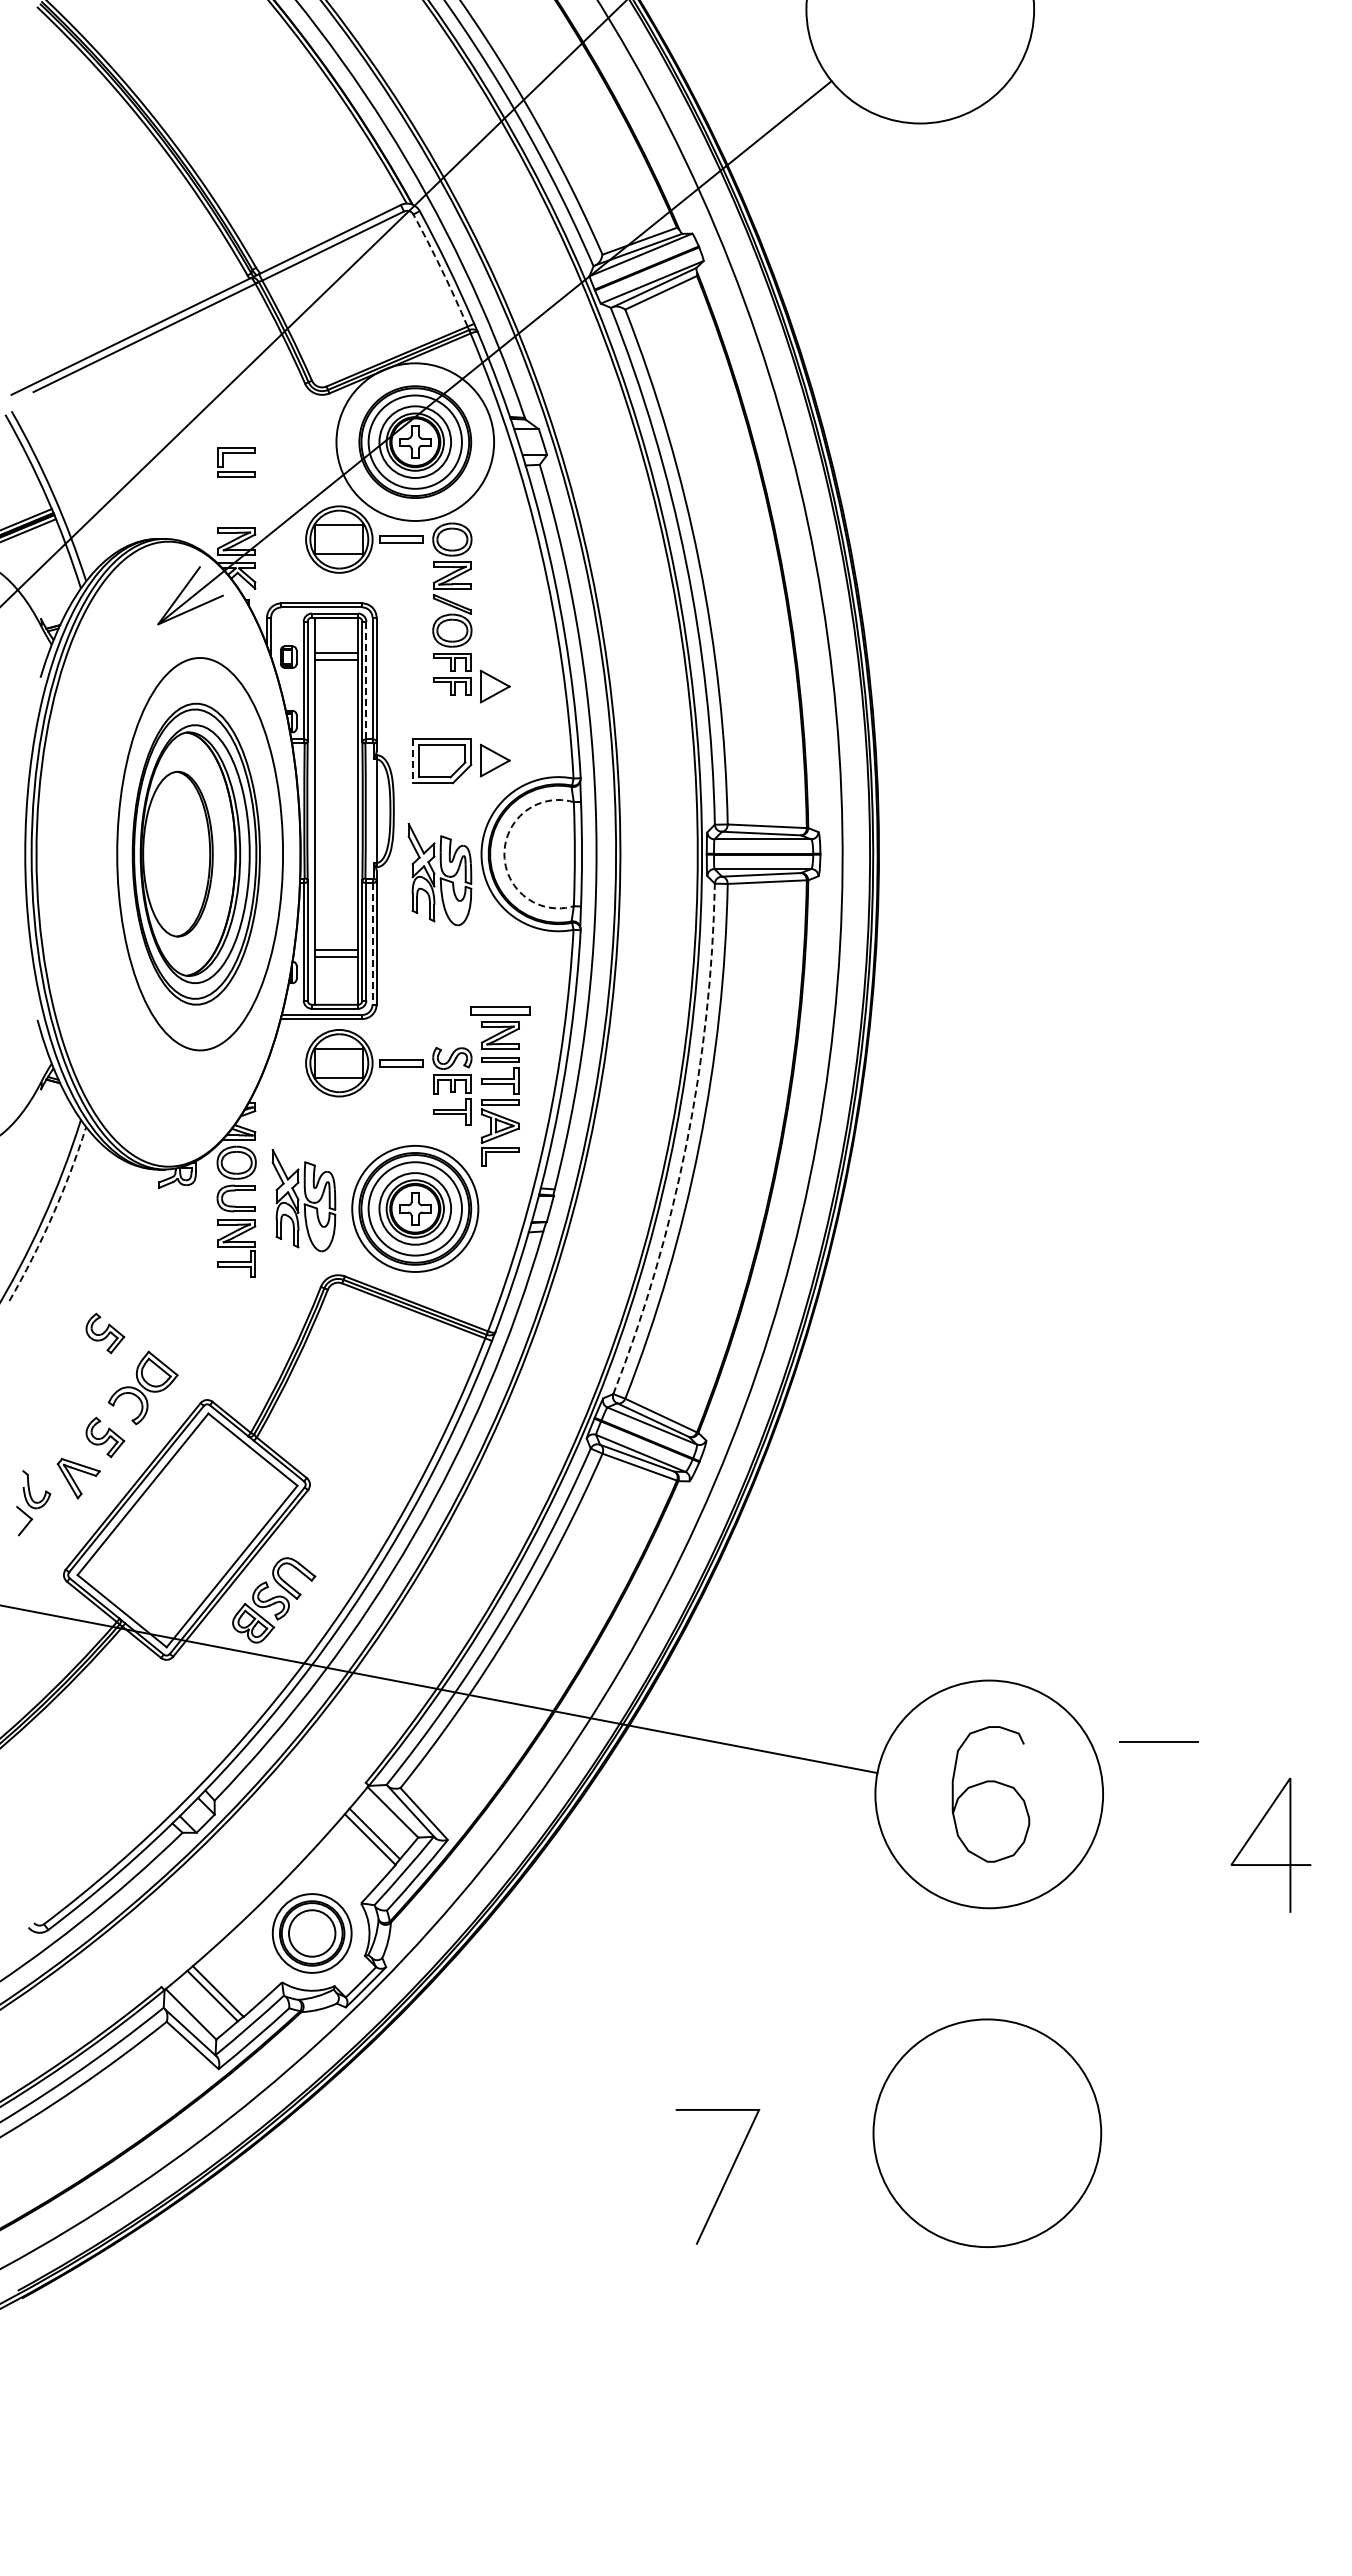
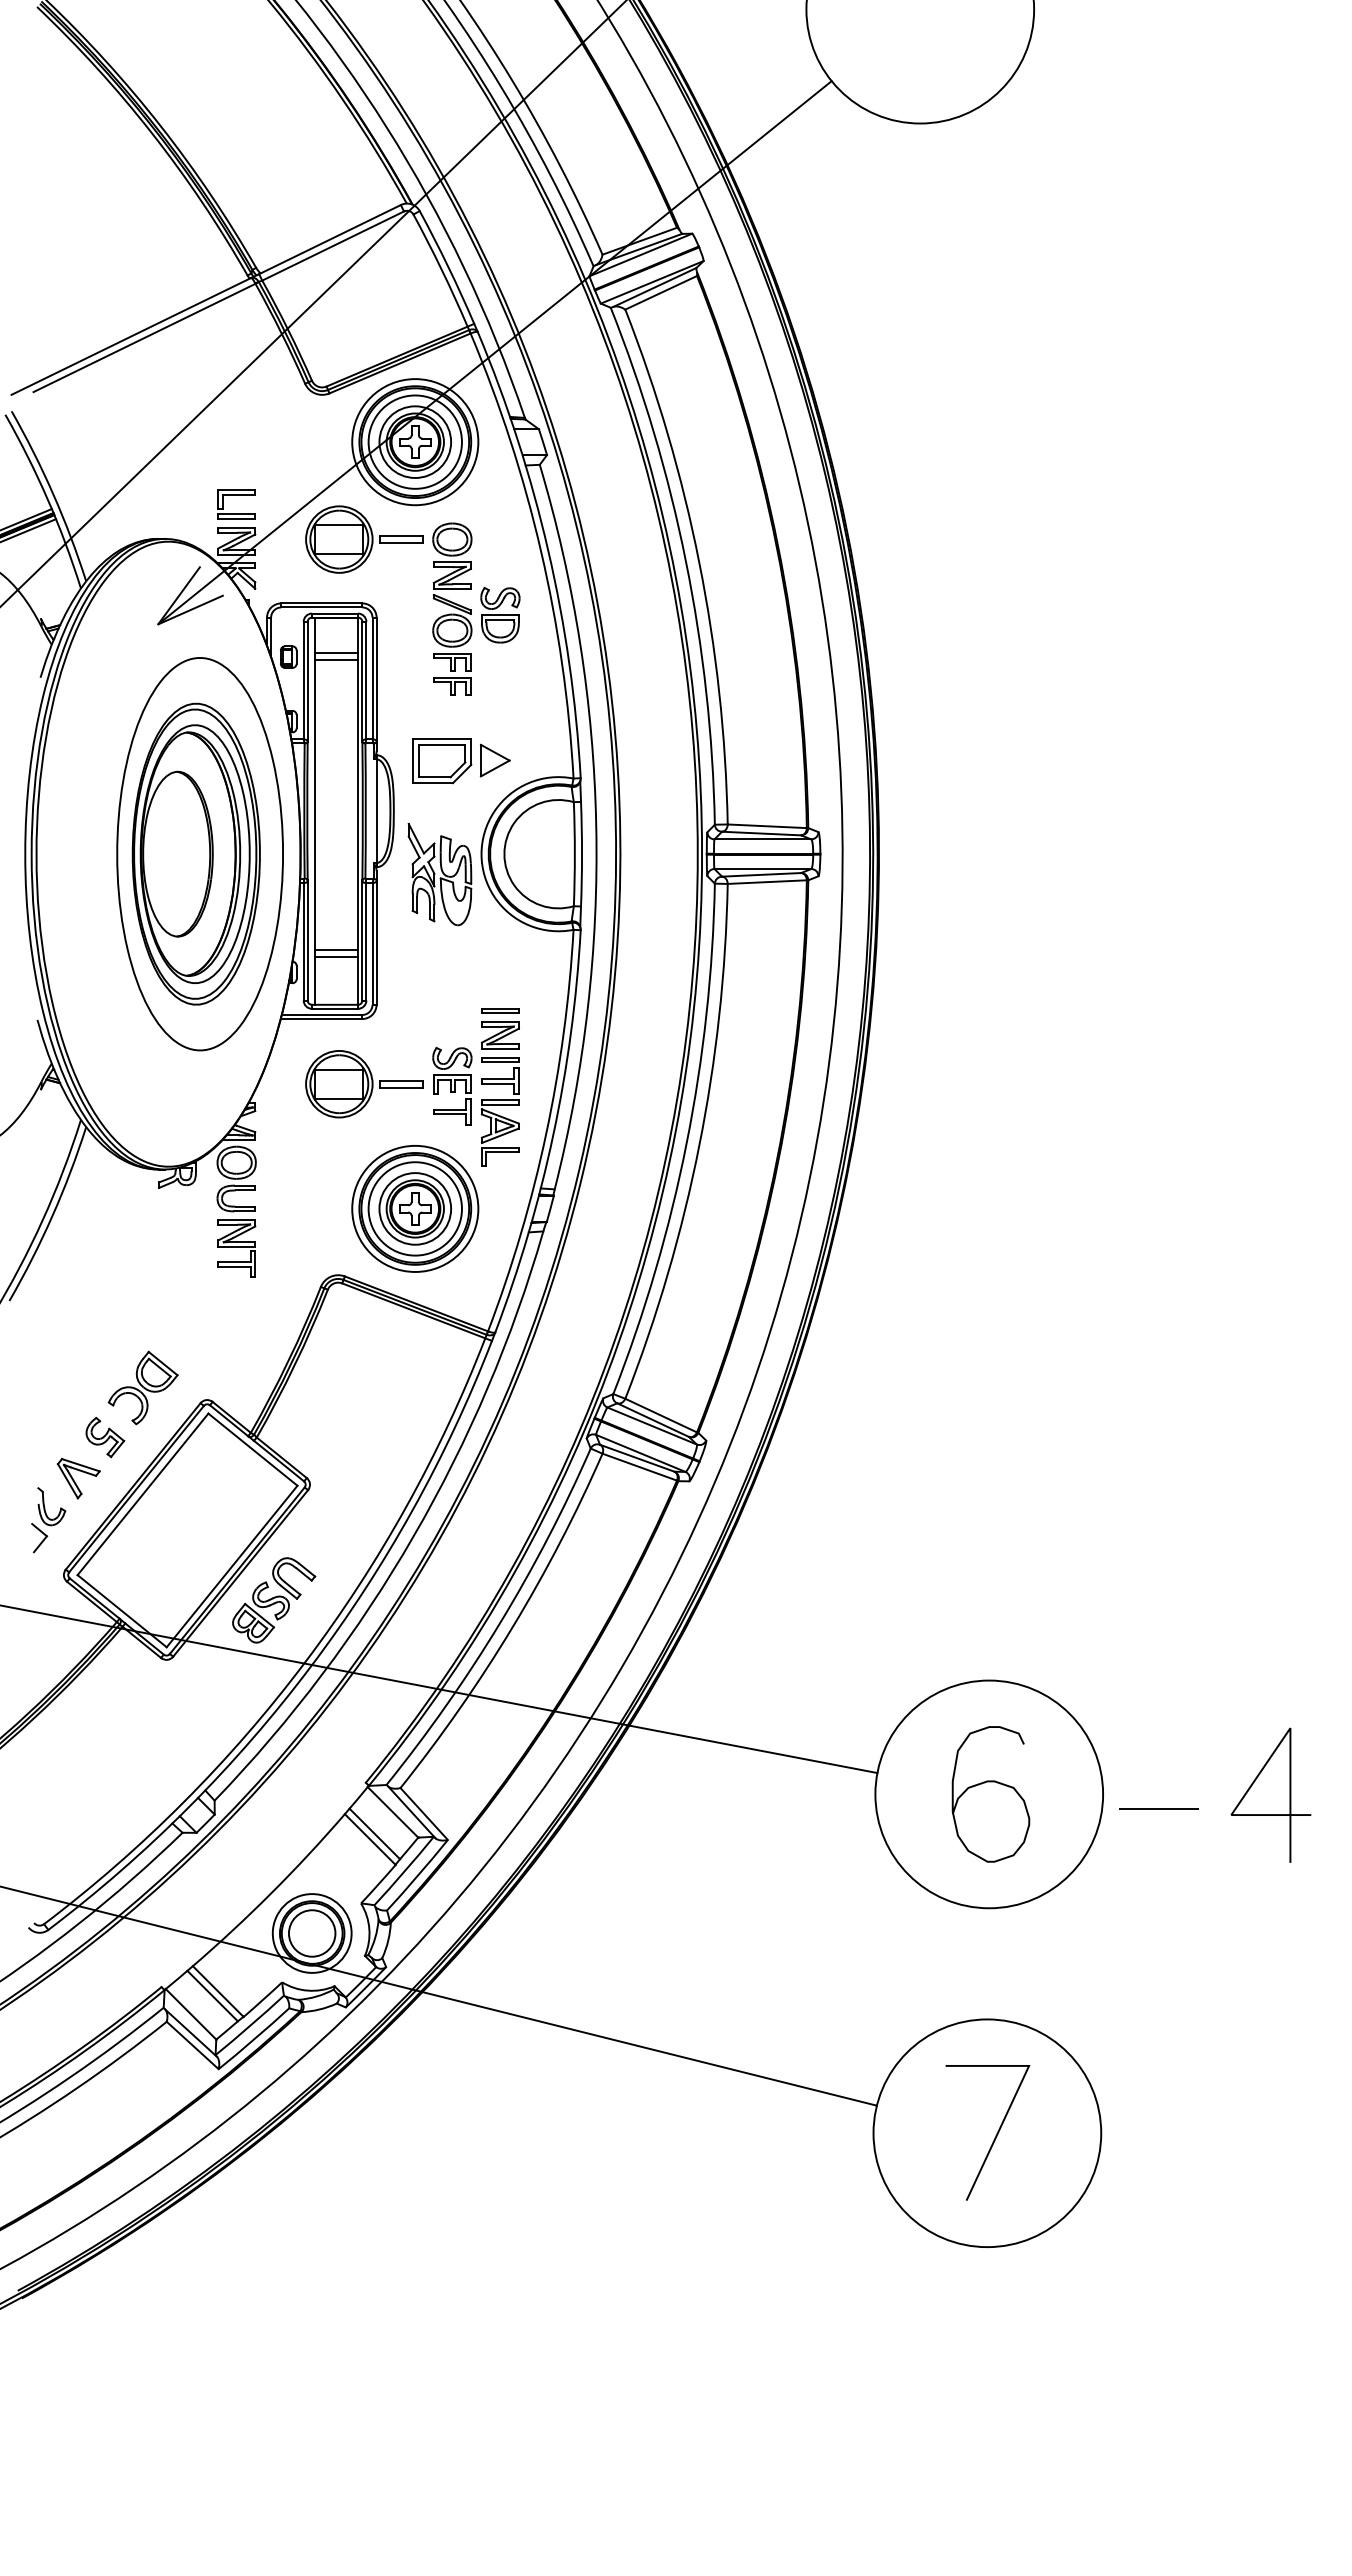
arc: dashed -> solid (441, 269)
circle diameter: 158 px -> 126 px (415, 442)
part position: (236, 453) -> (236, 495) (236, 495)
part: none -> present (500, 614)
line: dashed -> solid (366, 680)
part: present -> none (495, 686)
line: dashed -> solid (412, 761)
arc: dashed -> solid (504, 854)
line: dashed -> solid (372, 943)
part size: 61x10 px -> 39x6 px (500, 1010)
part position: (364, 1063) -> (364, 1084) (364, 1084)
arc: dashed -> solid (686, 1143)
part: present -> none (303, 1200)
arc: dashed -> solid (52, 1216)
part: present -> none (105, 1333)
part position: (33, 1503) -> (48, 1520) (48, 1520)
line position: (1158, 1741) -> (1158, 1808) (1158, 1808)
line position: (1289, 1844) -> (1289, 1794) (1289, 1794)
line: none -> present (439, 1996)
line position: (725, 2179) -> (995, 2135) (995, 2135)
